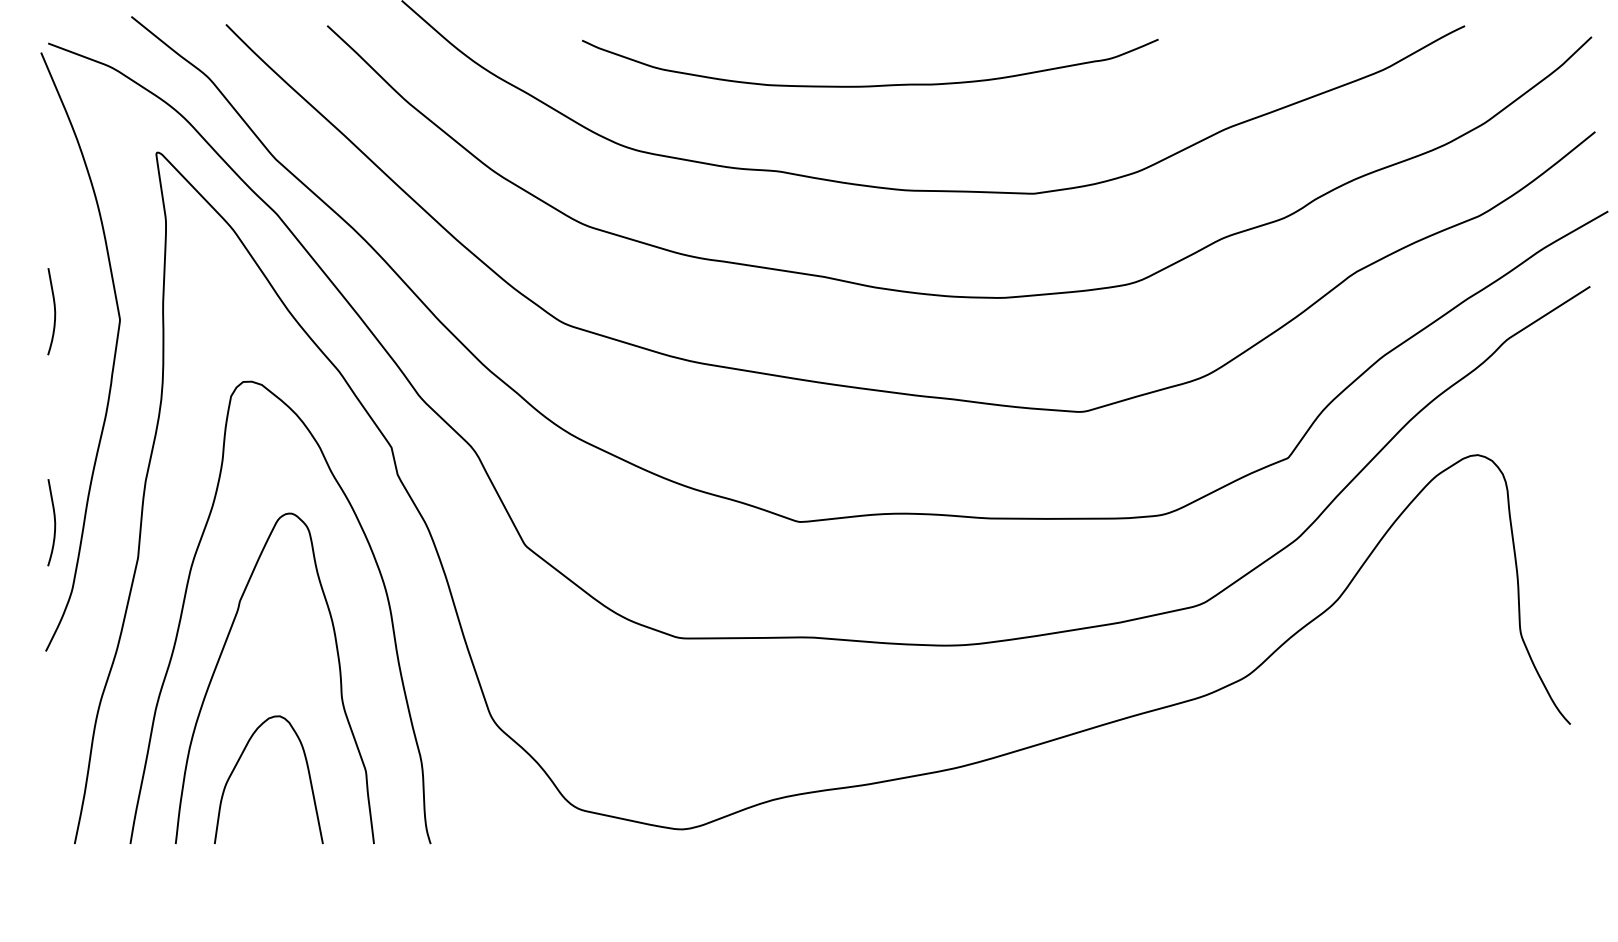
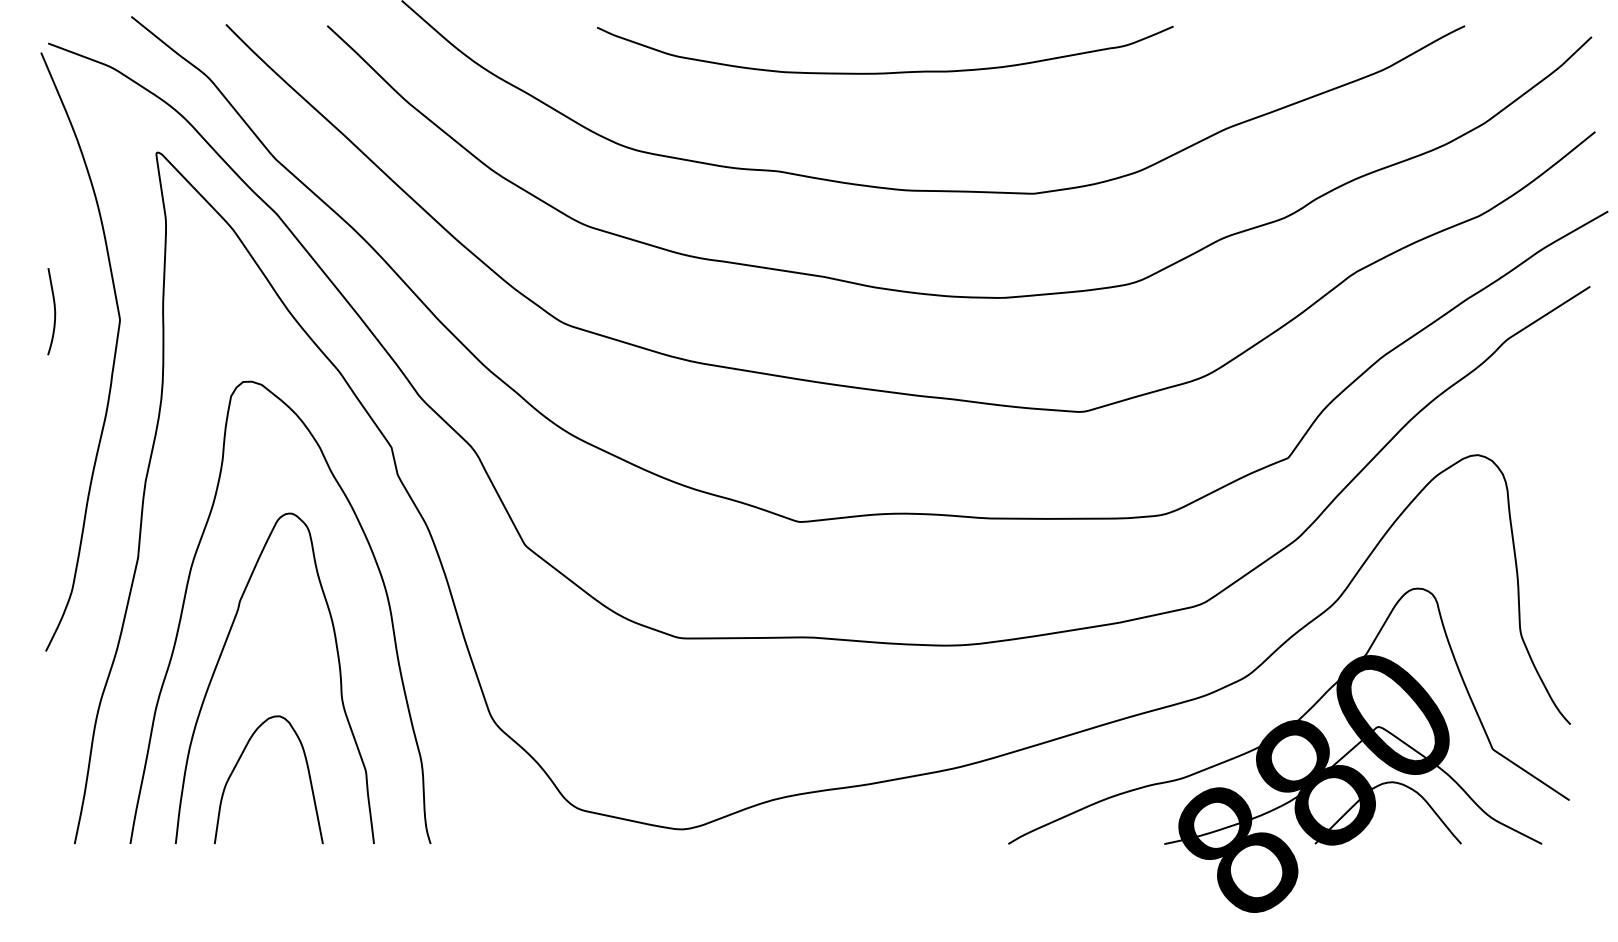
curve position: (870, 85) -> (885, 72) (885, 72)
curve: present -> none (54, 522)
part: none -> present (1288, 749)
